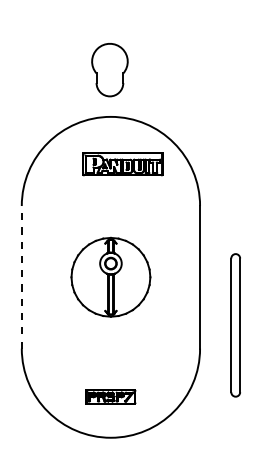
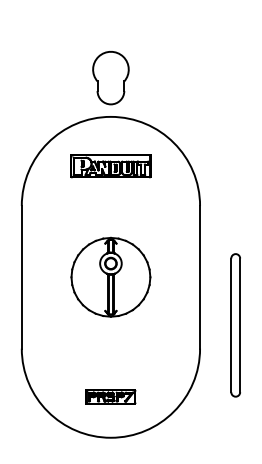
part position: (109, 70) -> (110, 78) (110, 78)
part position: (122, 164) -> (110, 166) (110, 166)
line: dashed -> solid (21, 276)
